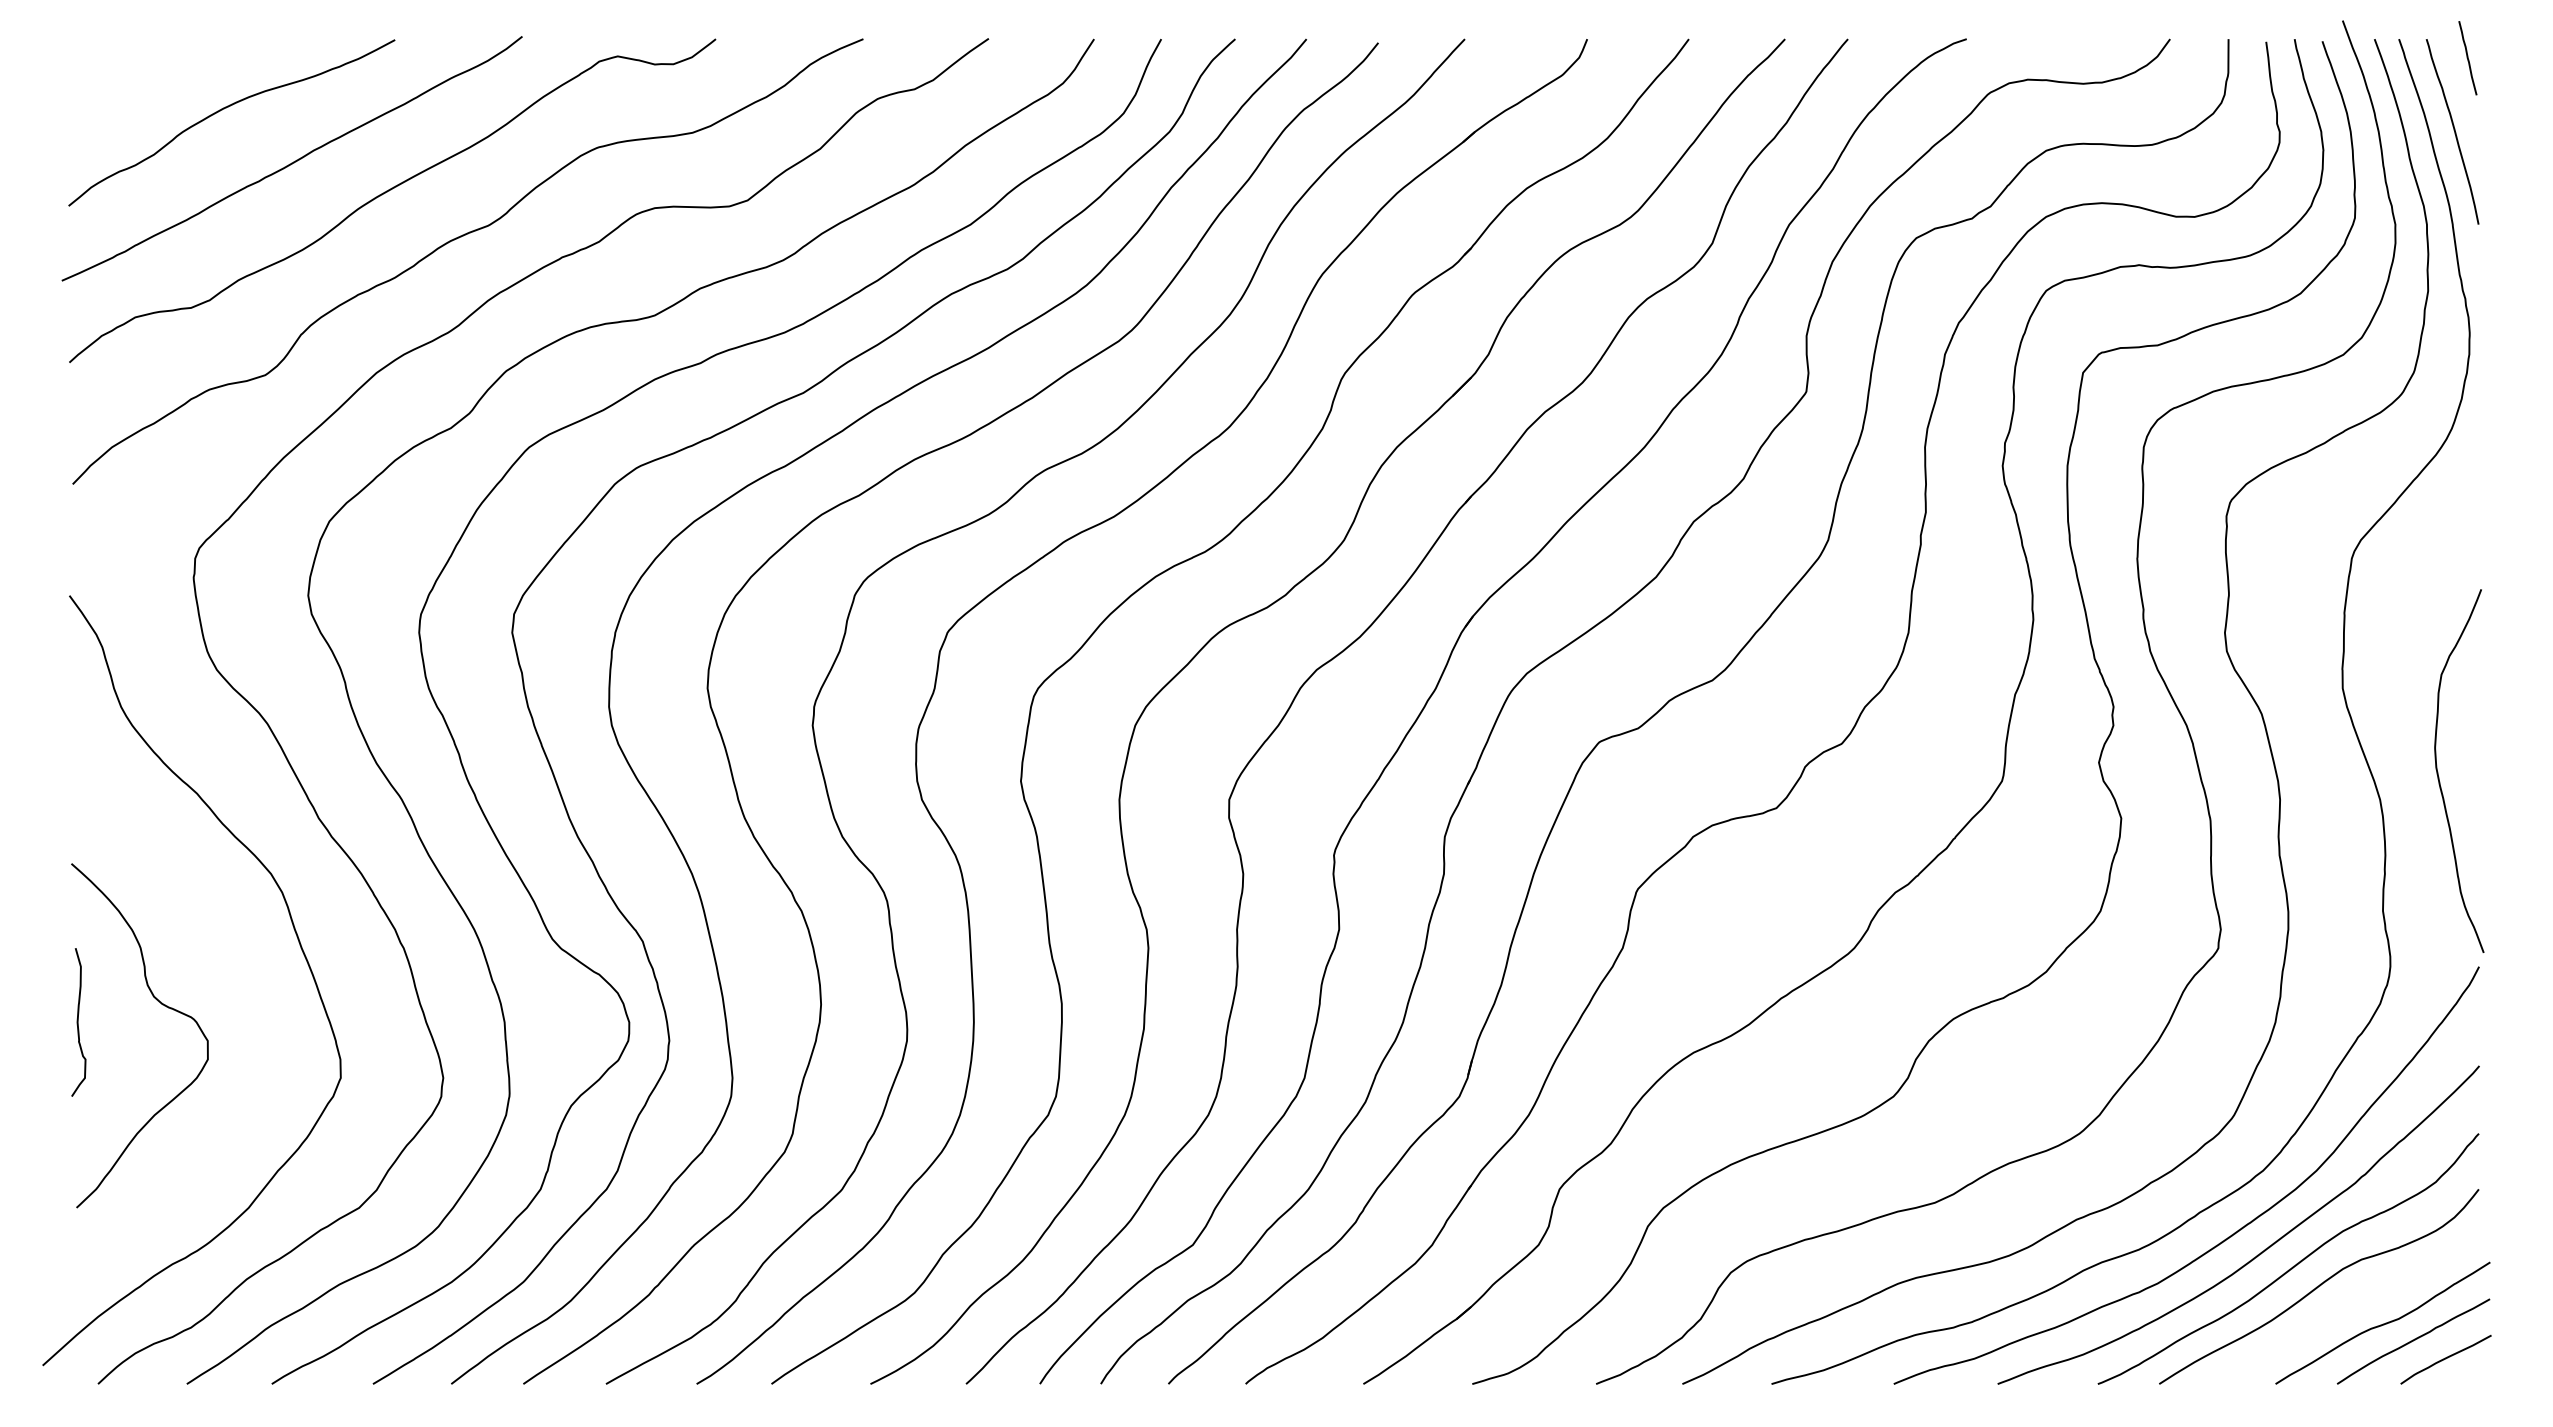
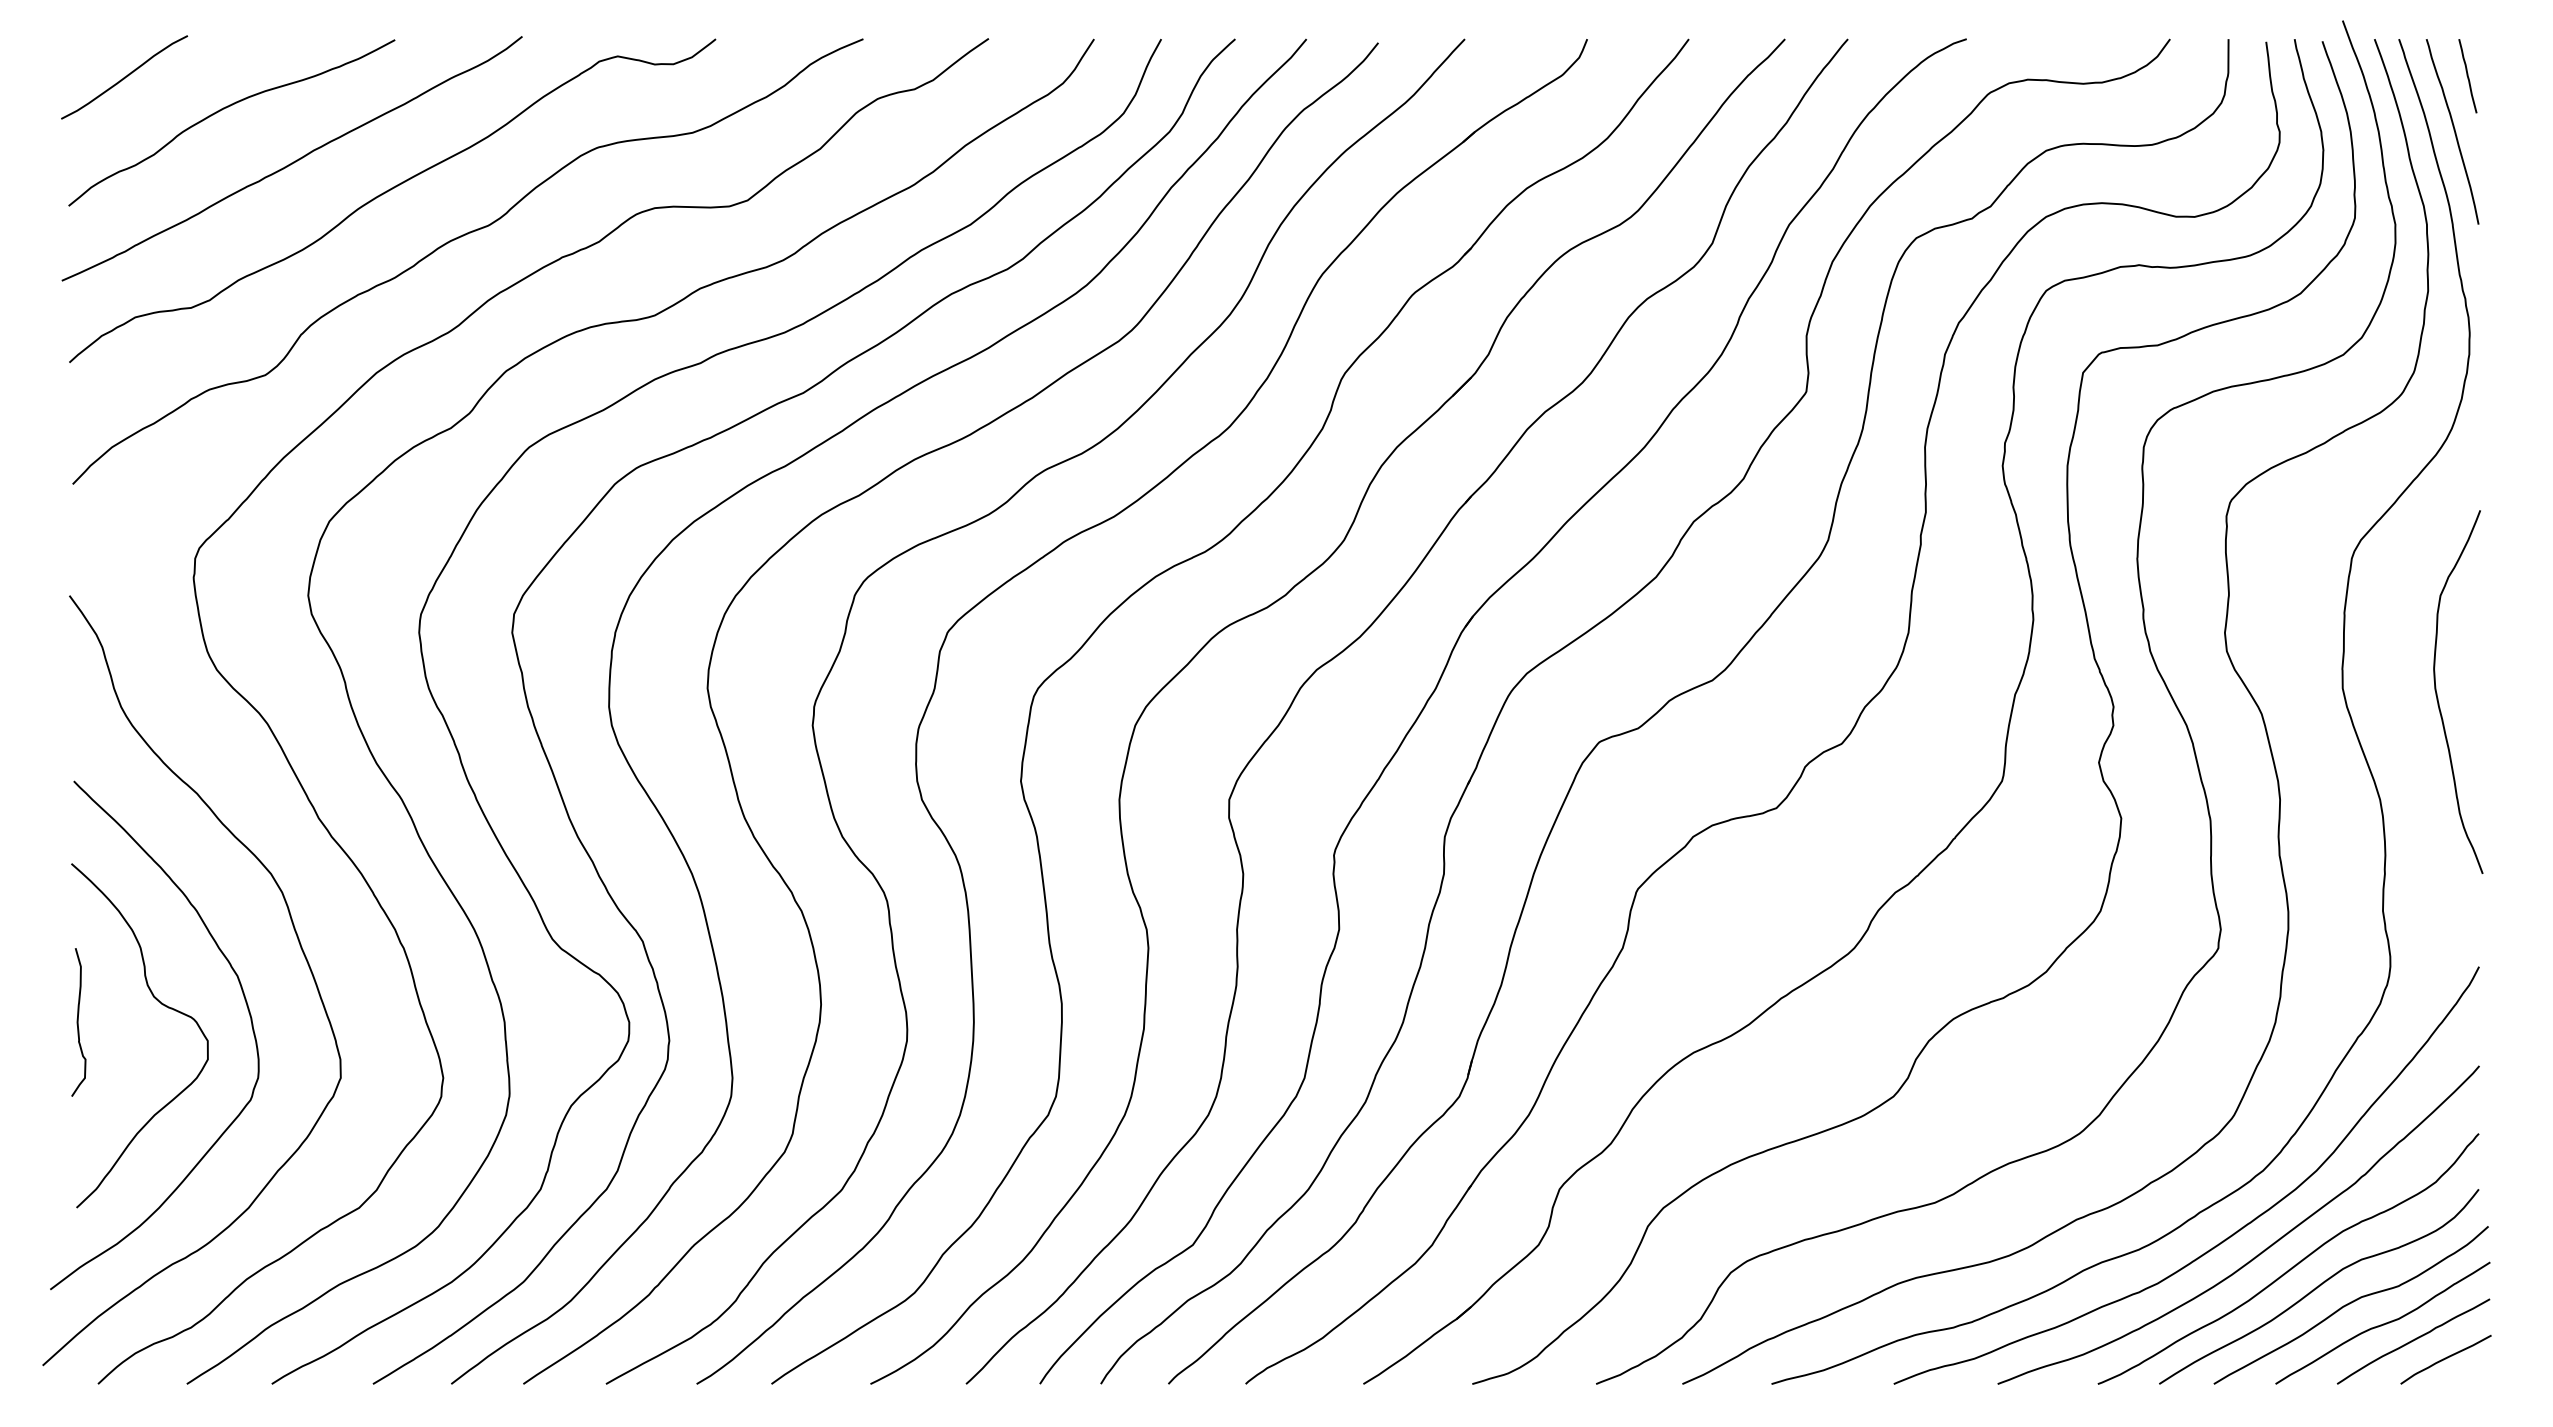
line position: (2467, 58) -> (2467, 76) (2467, 76)
curve: none -> present (124, 77)
curve position: (2438, 772) -> (2437, 693) (2437, 693)
curve: none -> present (245, 1003)
curve: none -> present (2349, 1304)
